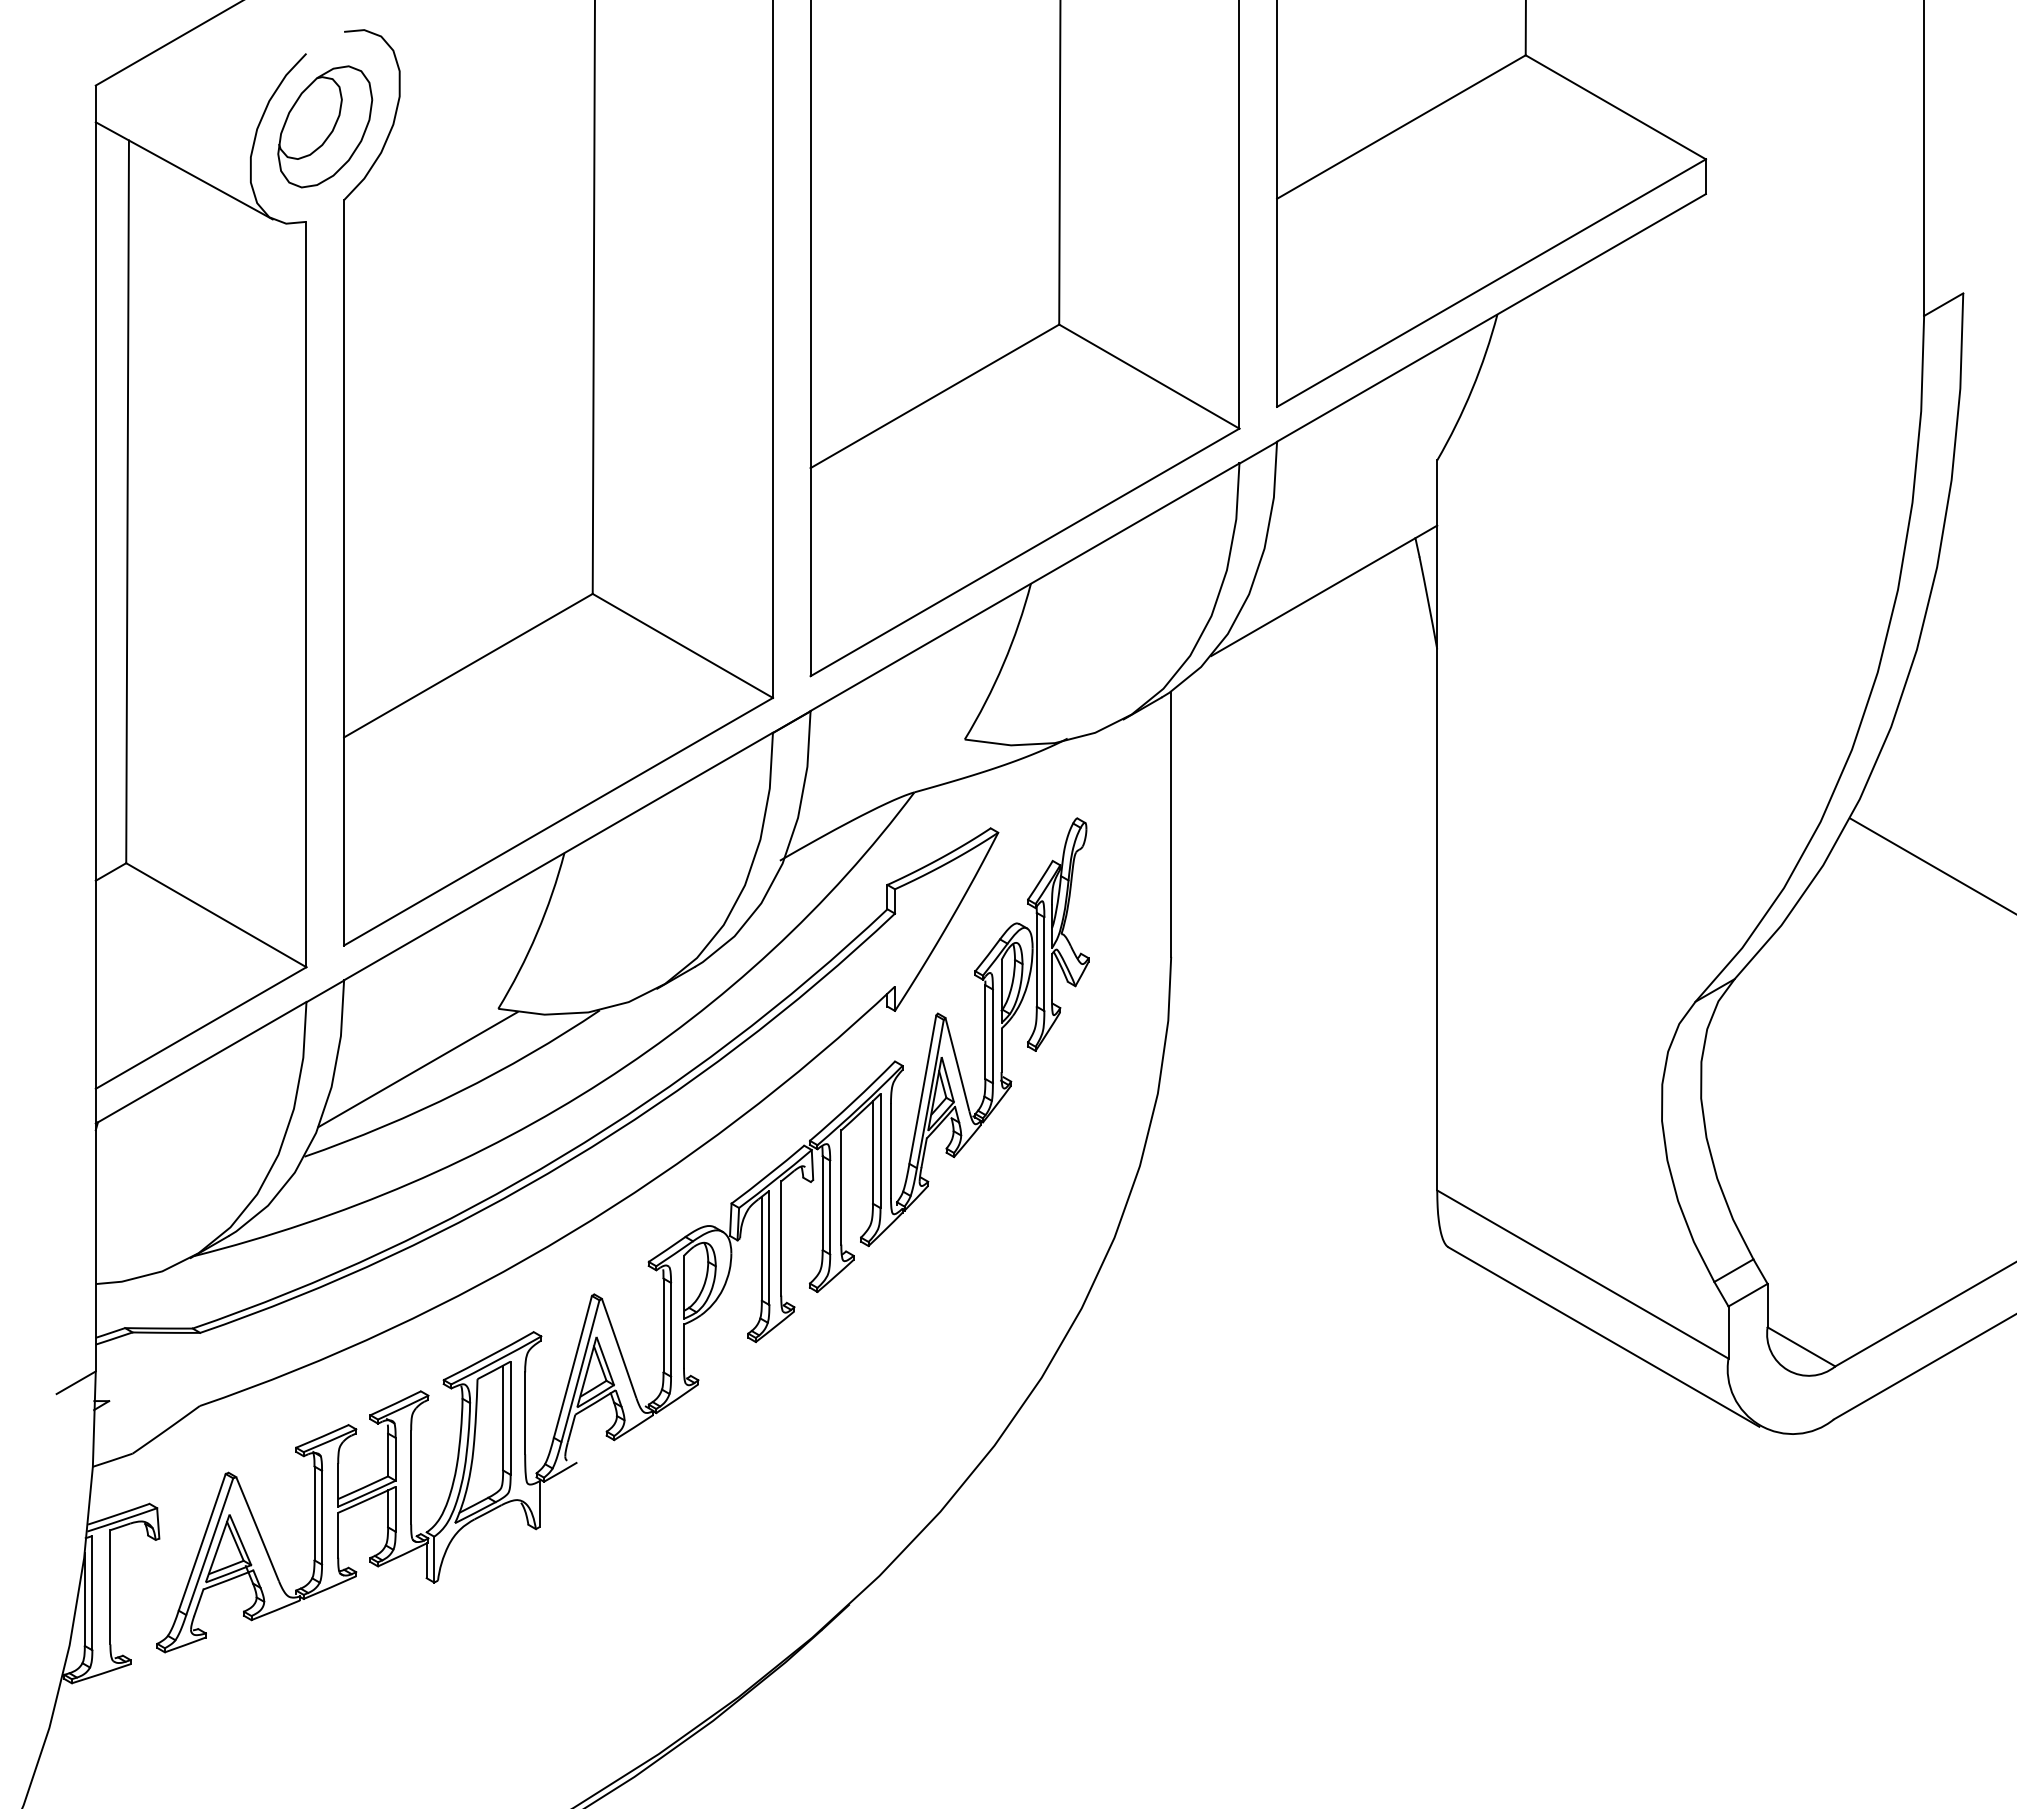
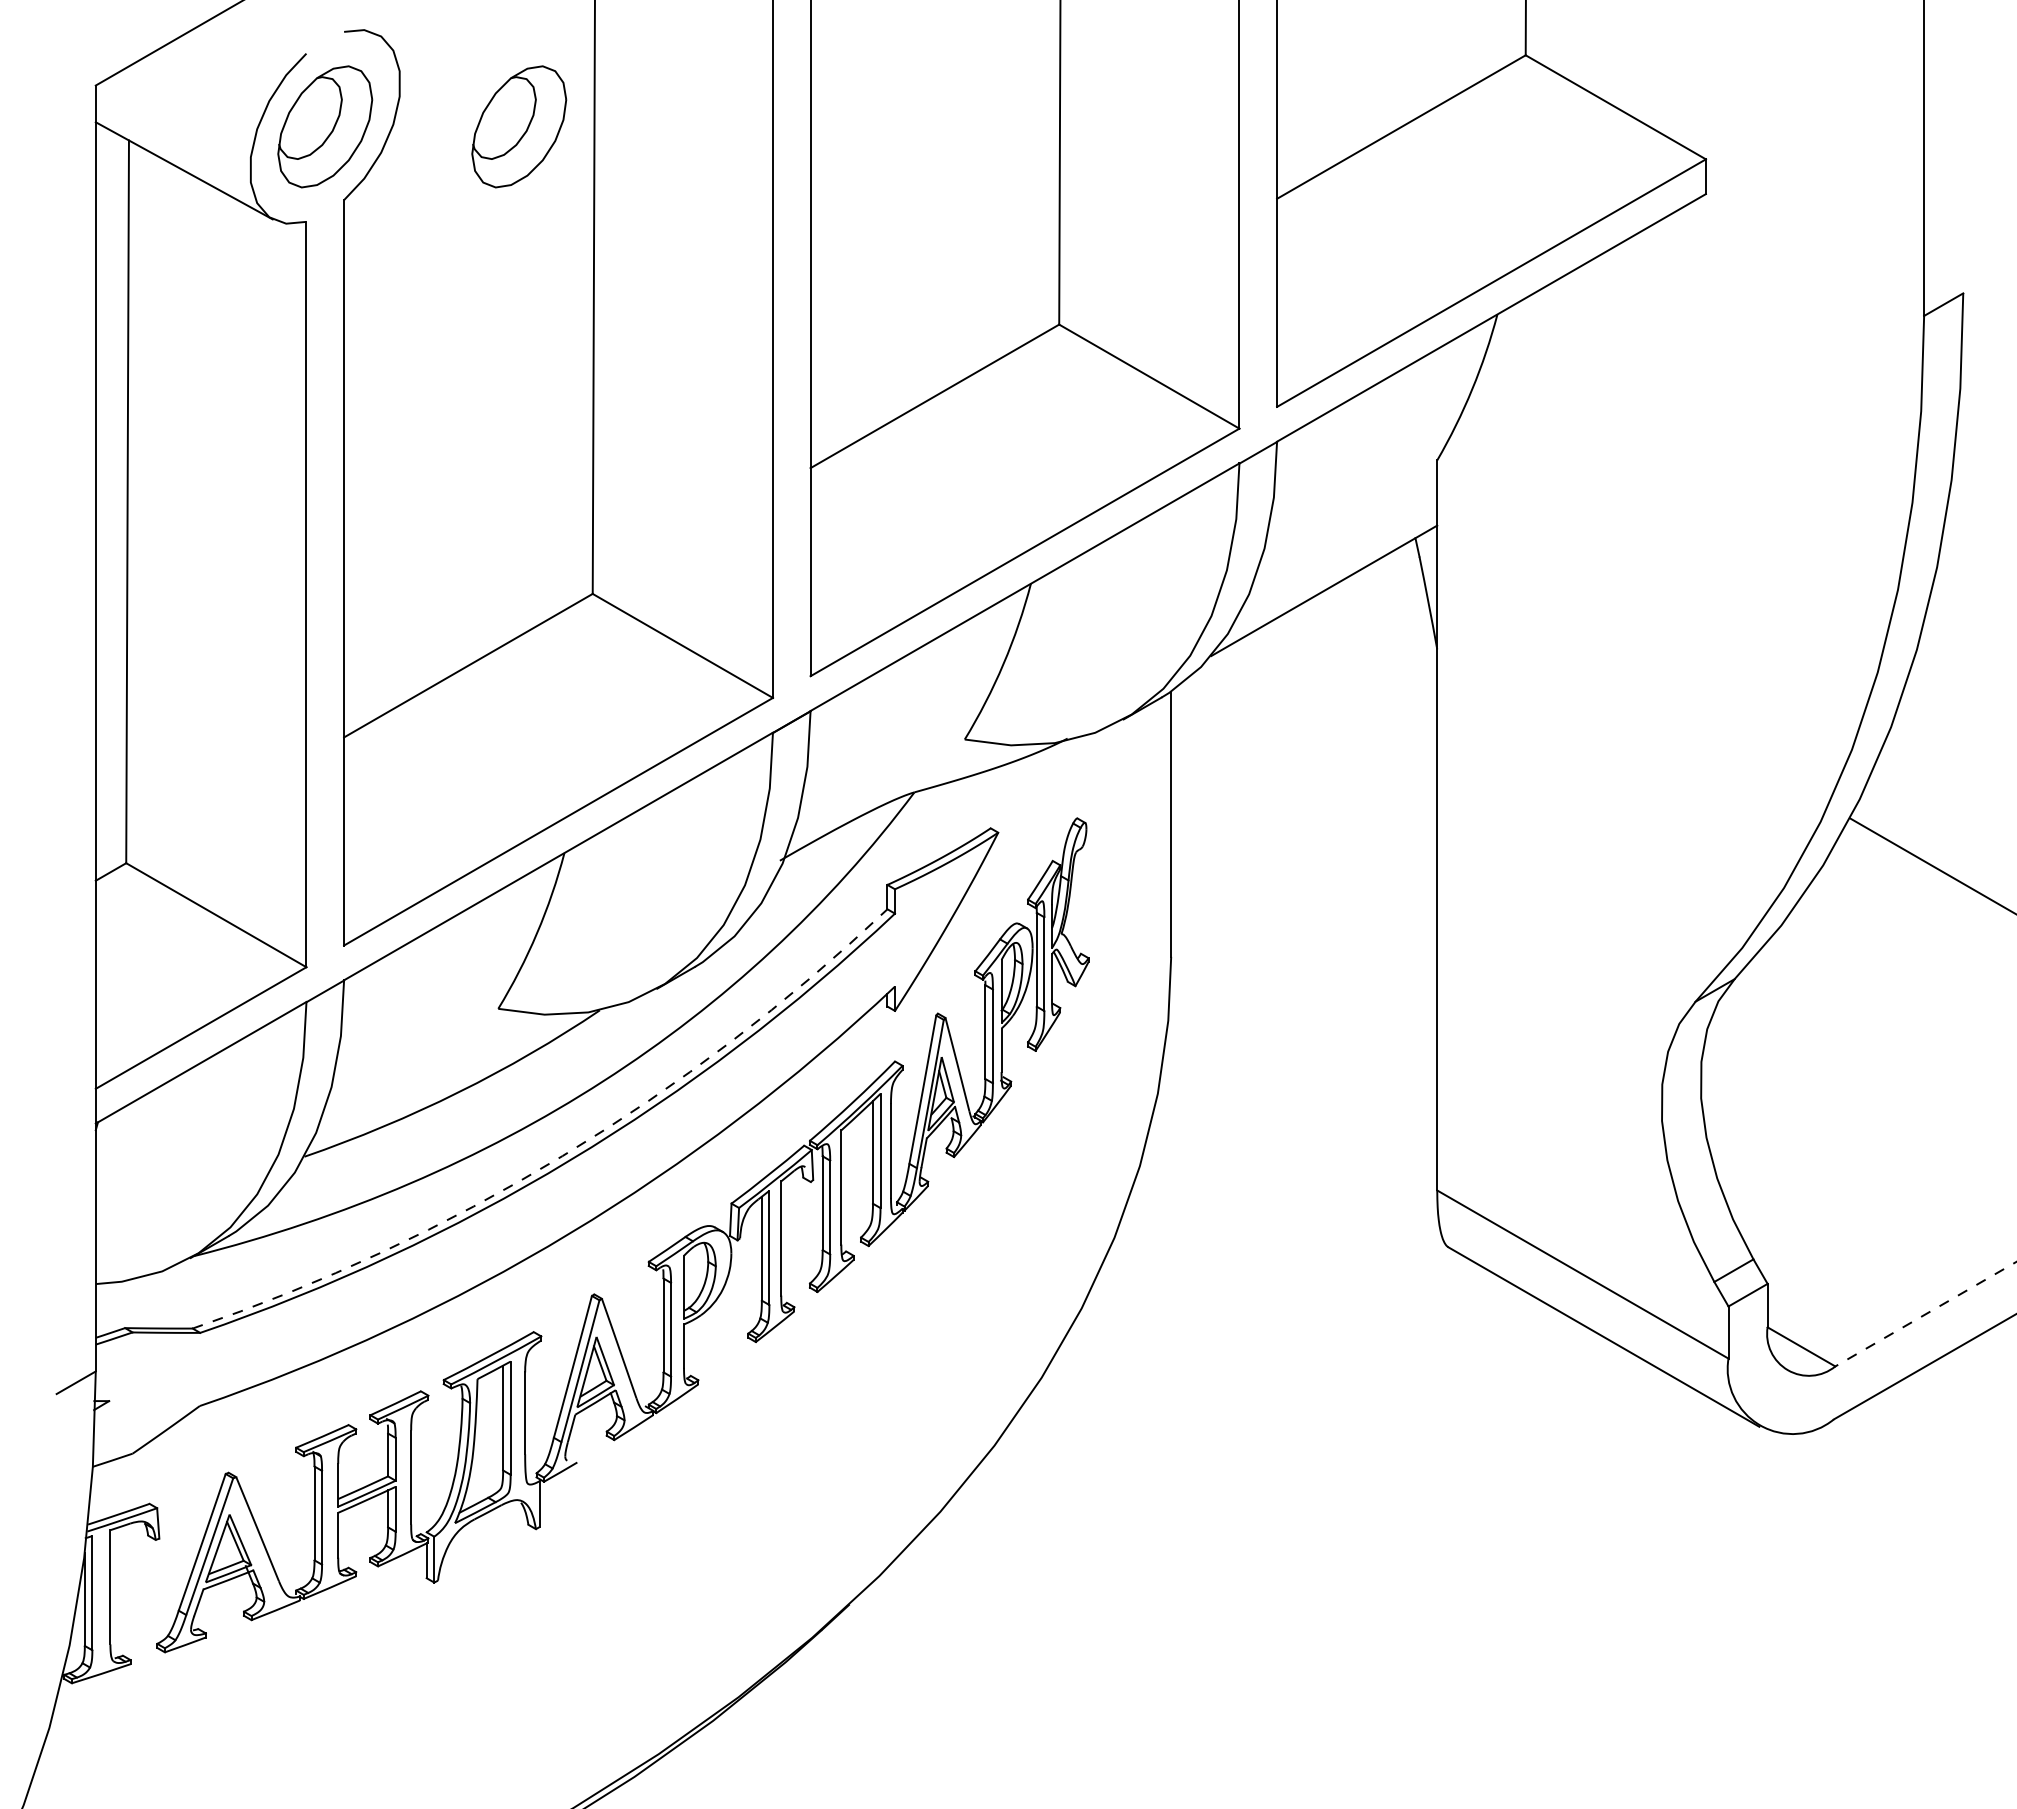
part: none -> present (519, 126)
line: present -> none (417, 1069)
arc: solid -> dashed (562, 1156)
line: solid -> dashed (1925, 1314)
